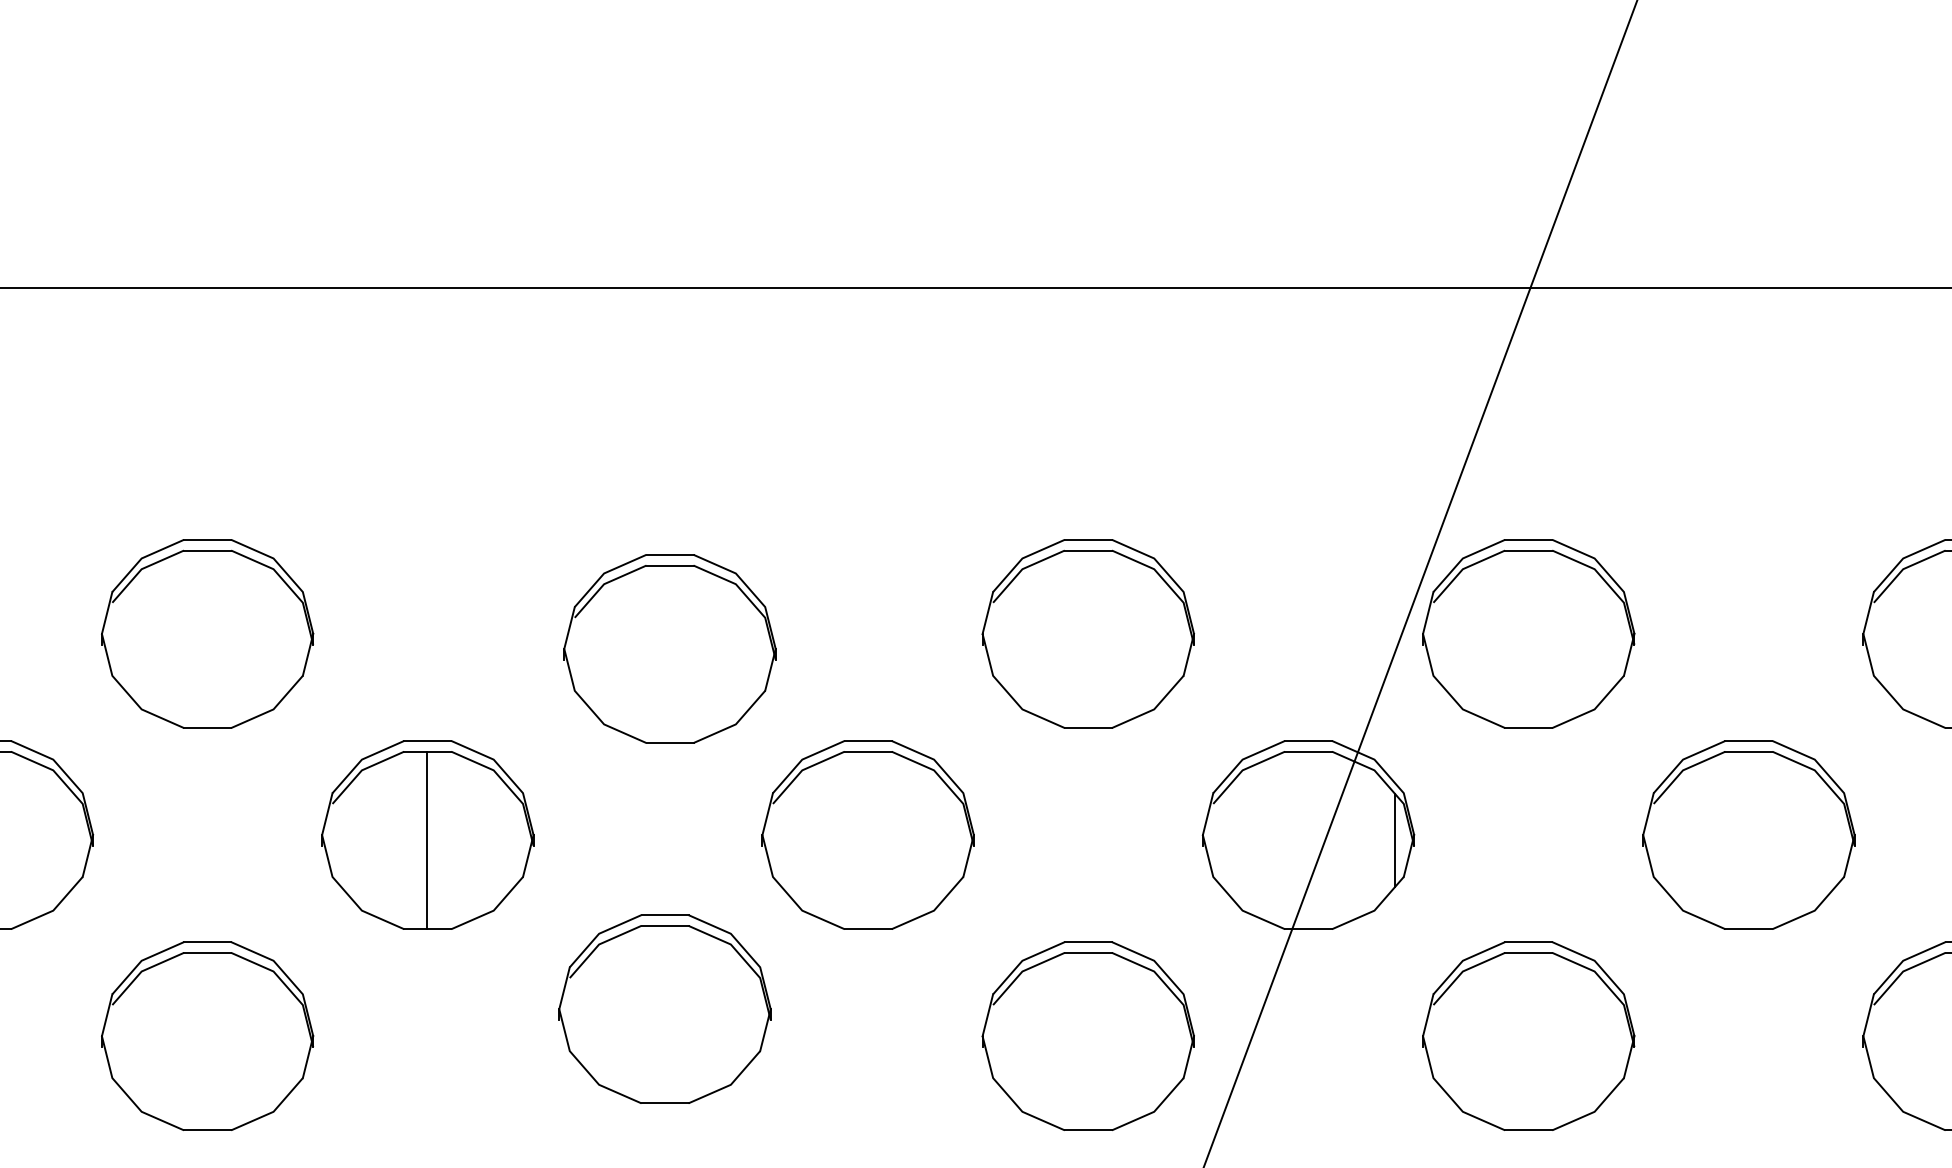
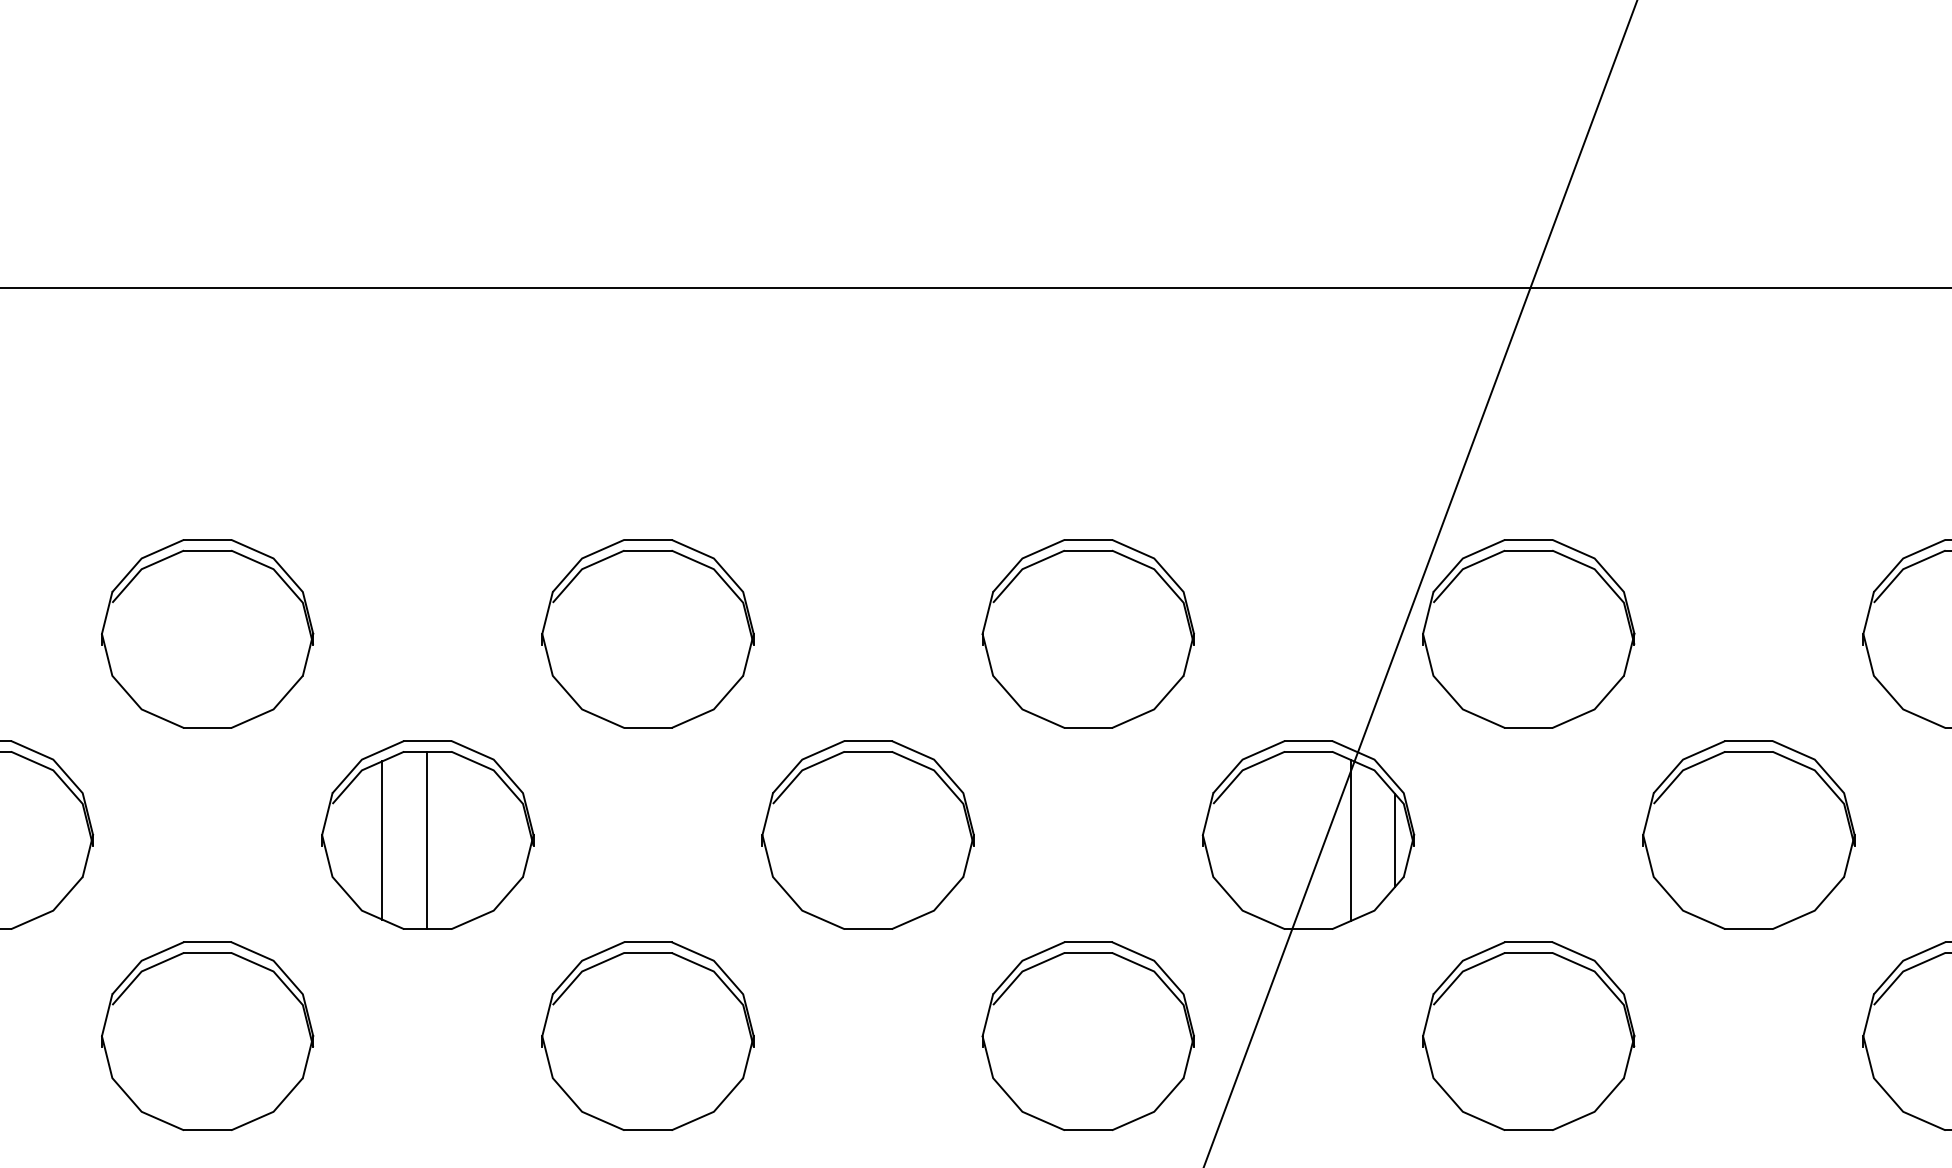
part position: (669, 648) -> (647, 633) (647, 633)
line: none -> present (382, 840)
line: none -> present (1351, 840)
part position: (664, 1008) -> (647, 1035) (647, 1035)
